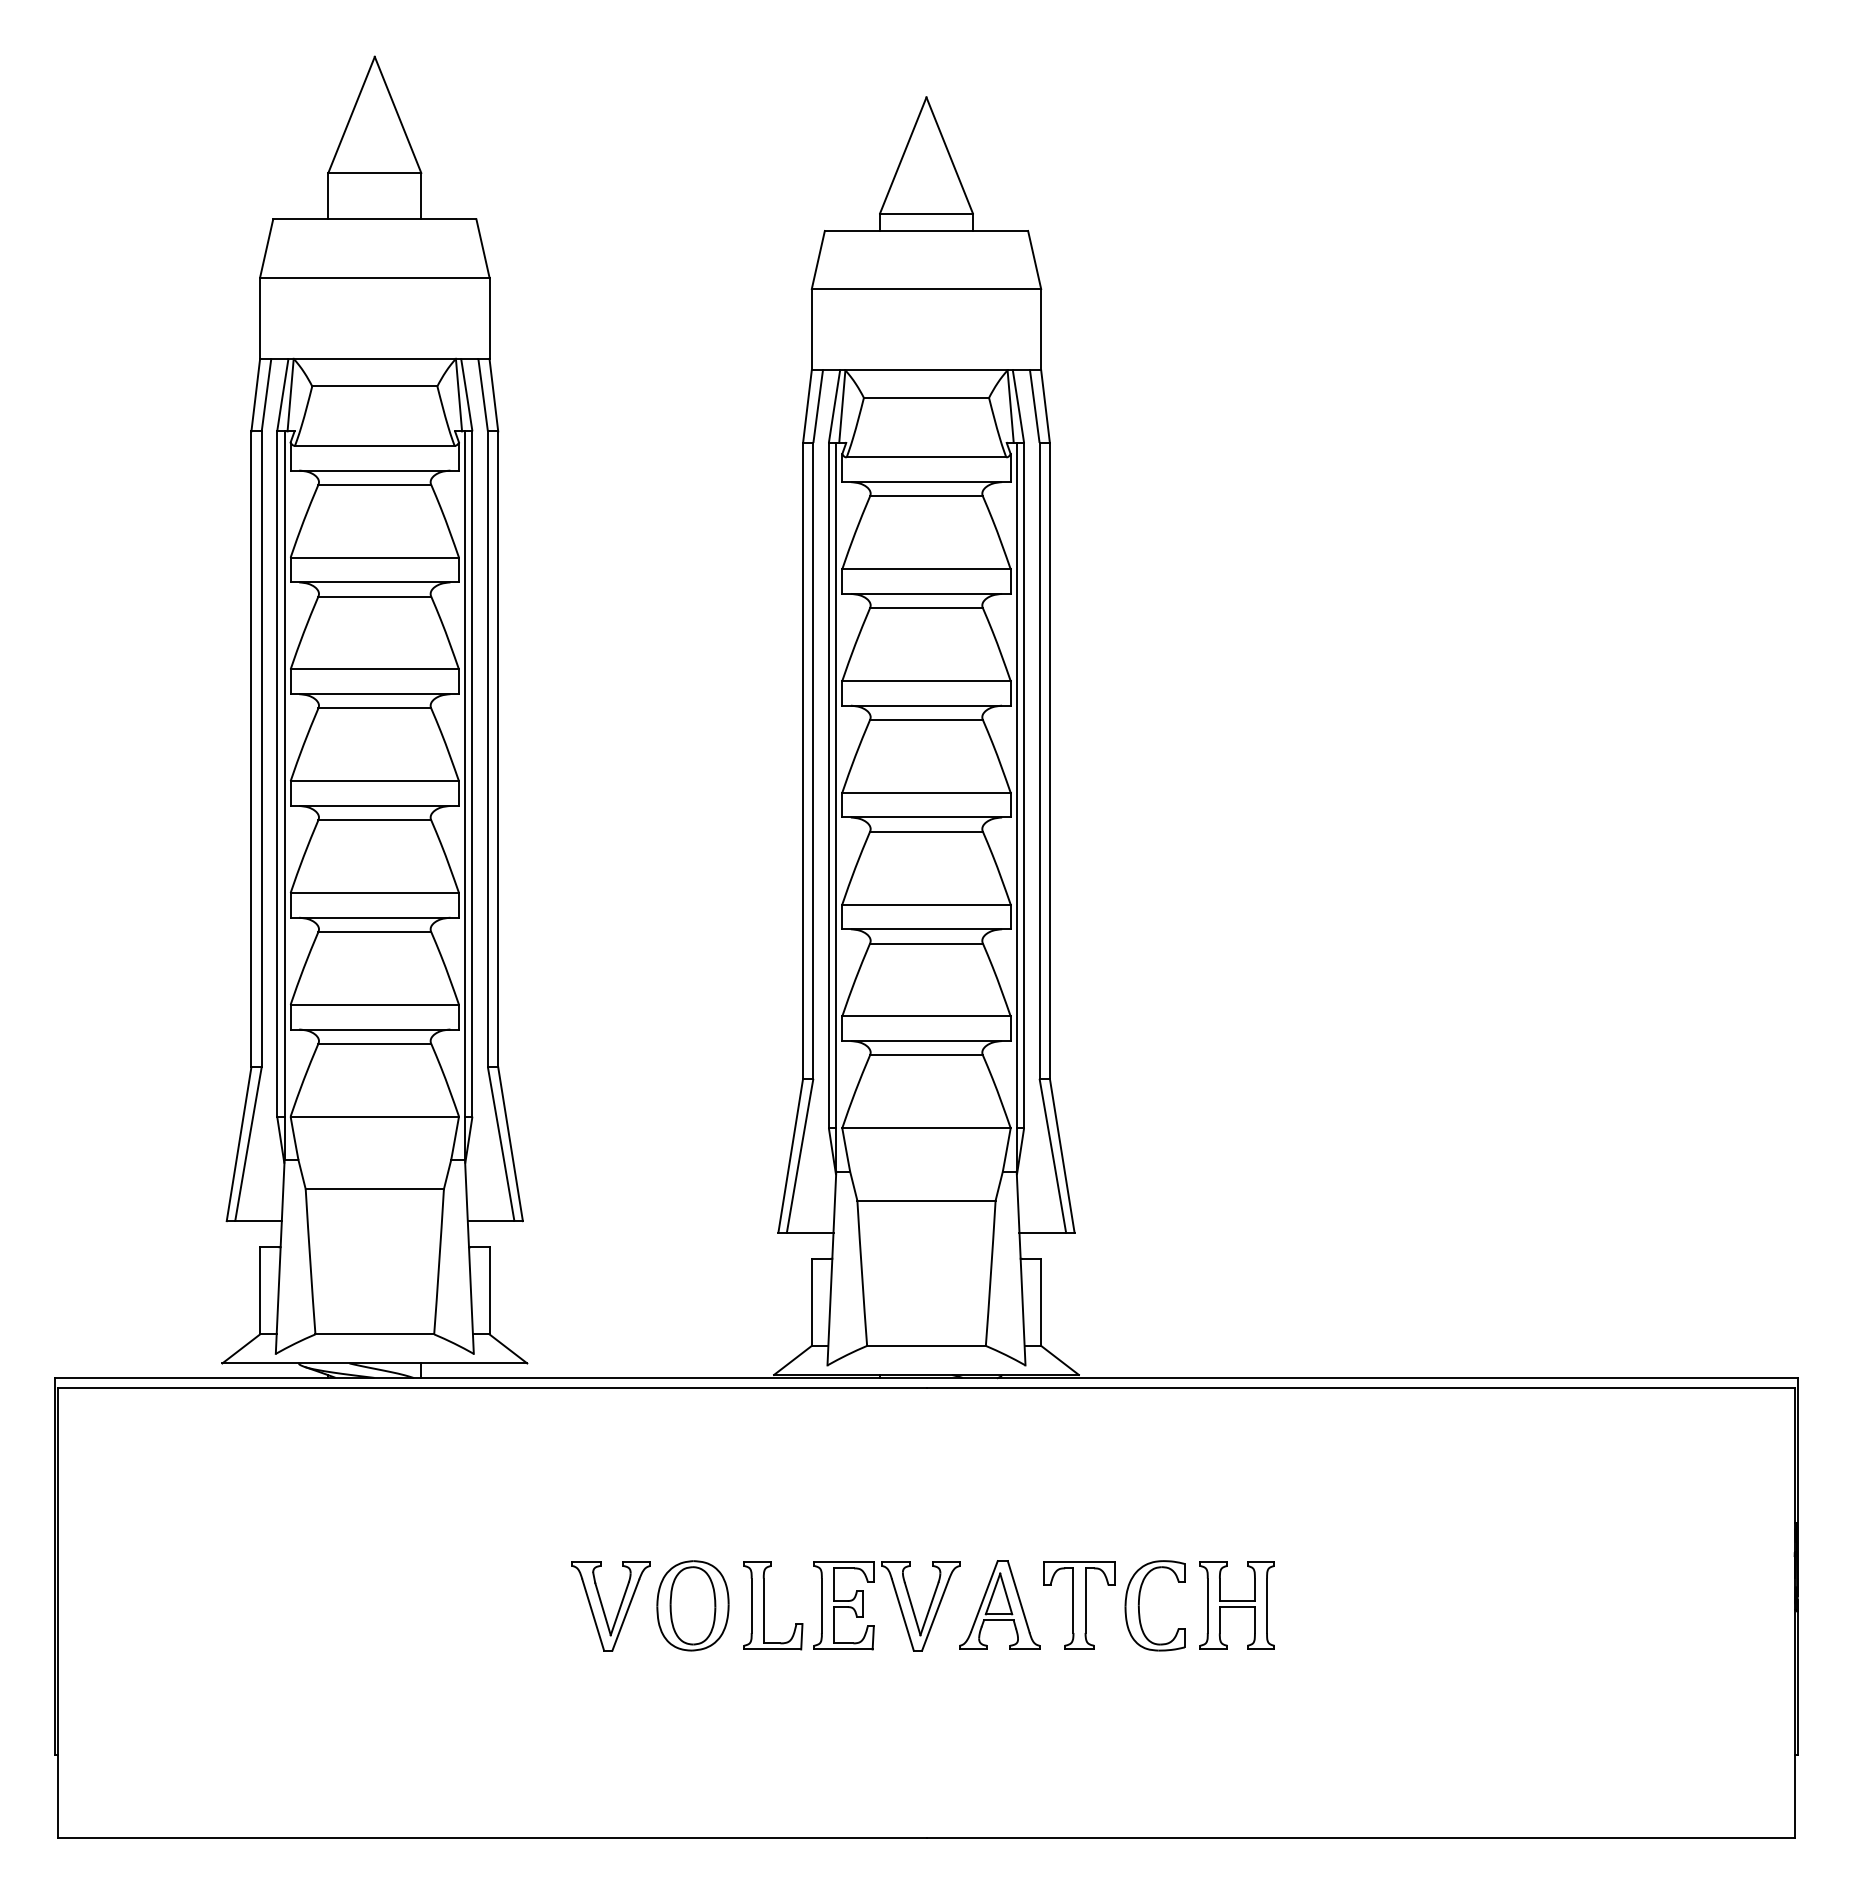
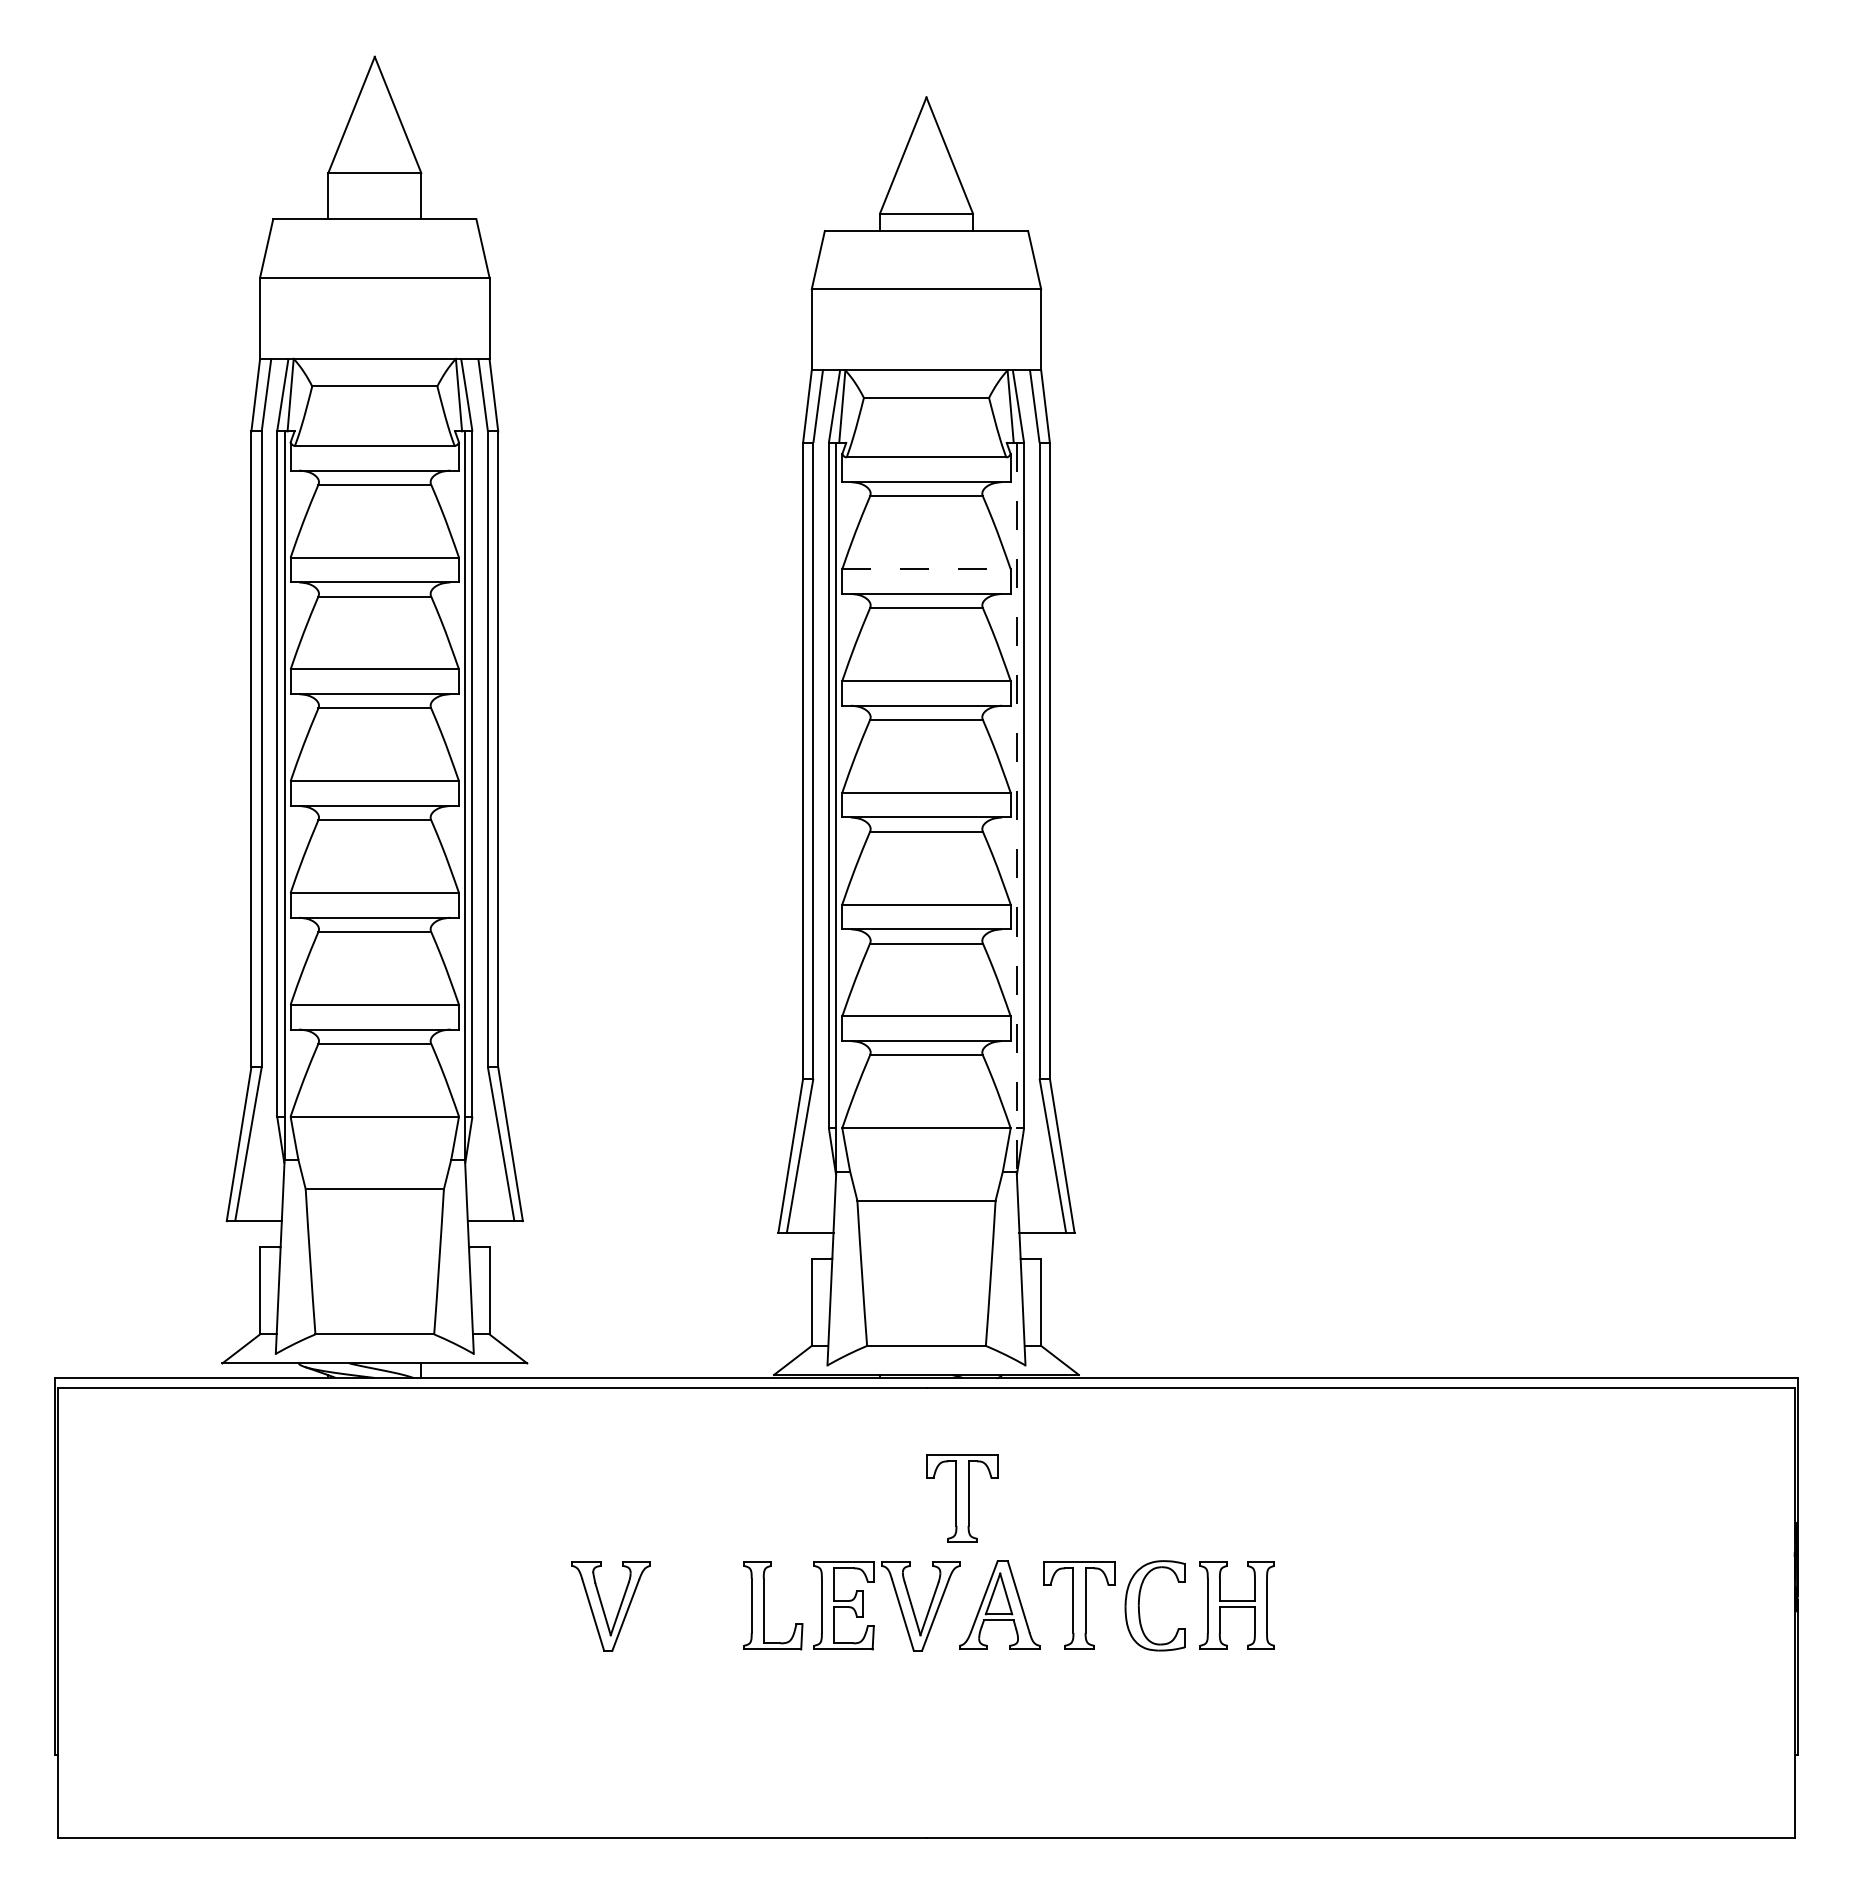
line: solid -> dashed (926, 569)
line: solid -> dashed (1016, 807)
part: none -> present (962, 1498)
part: present -> none (692, 1605)
